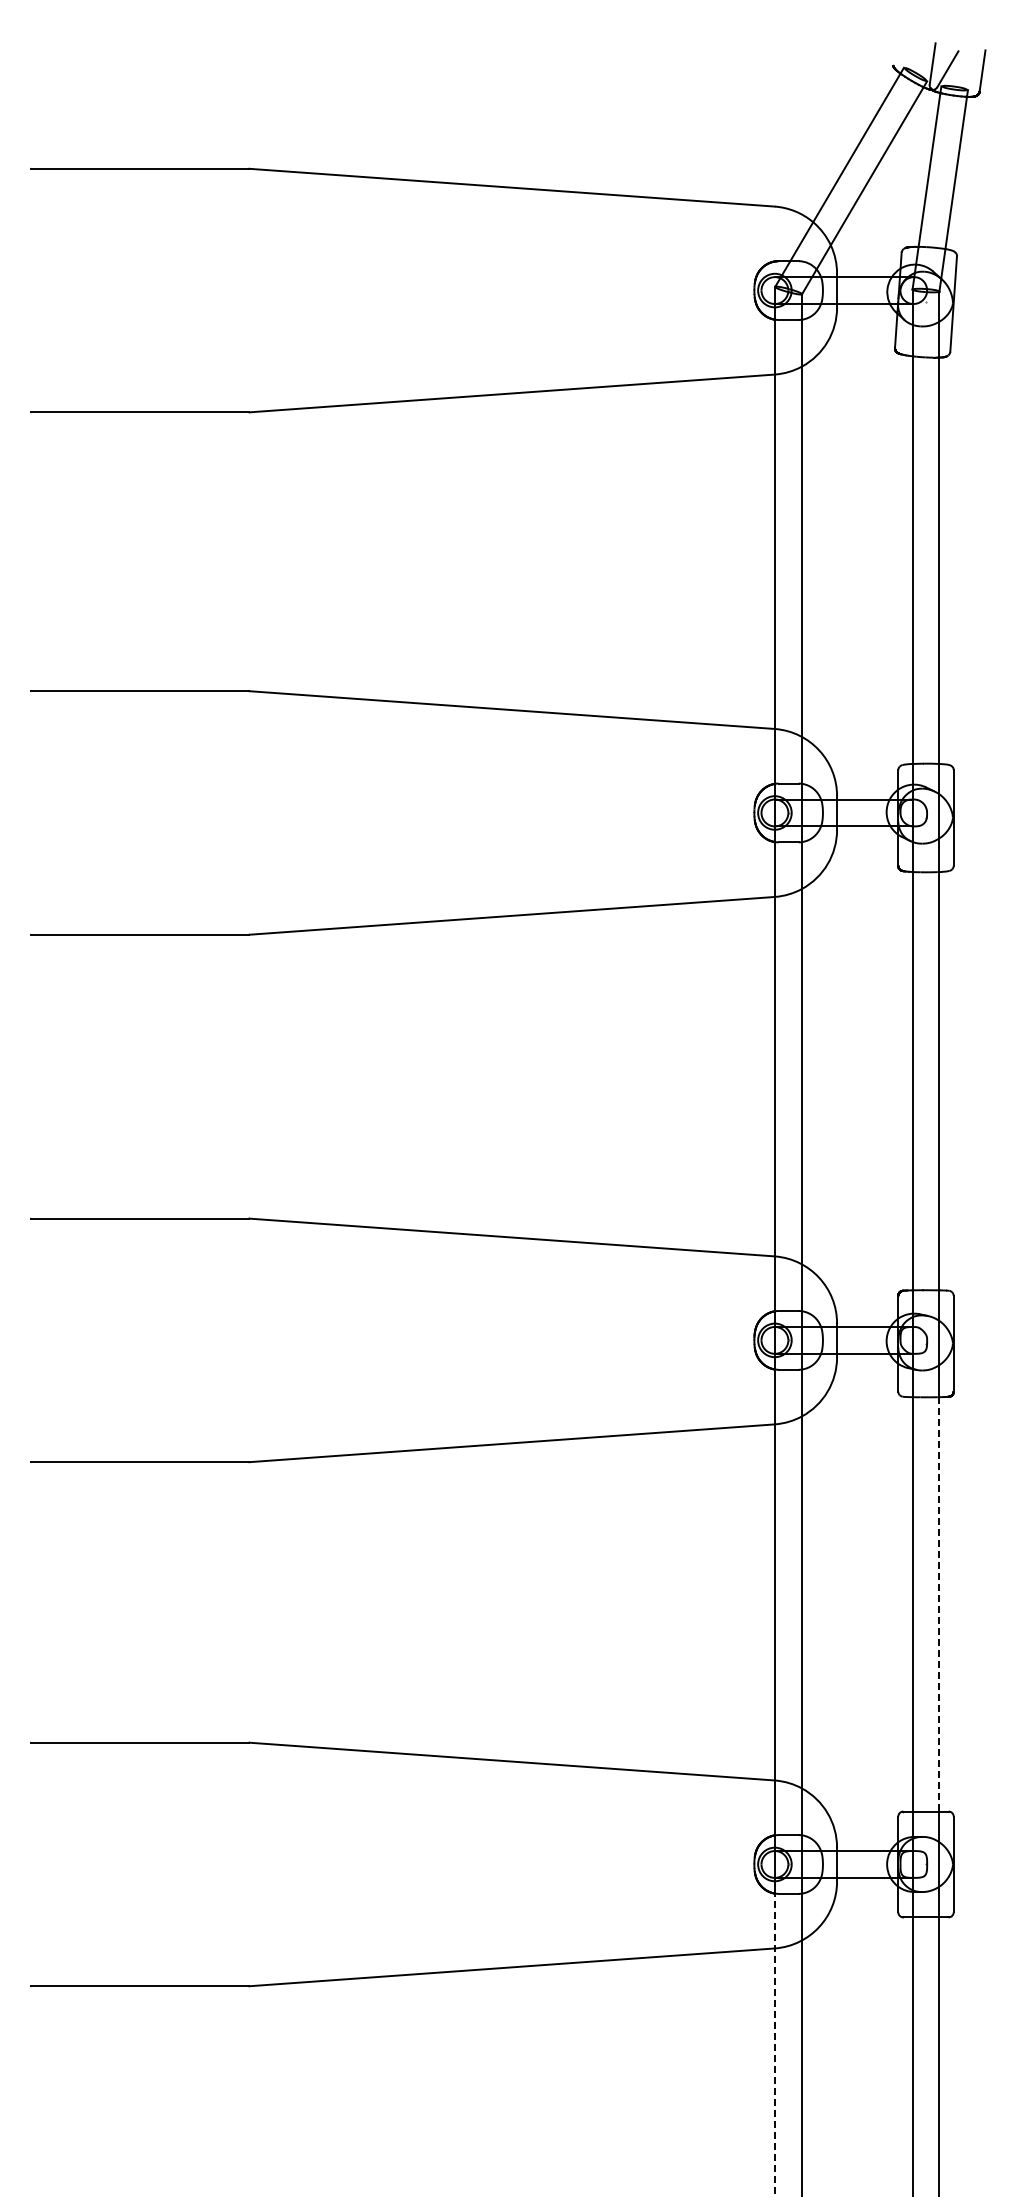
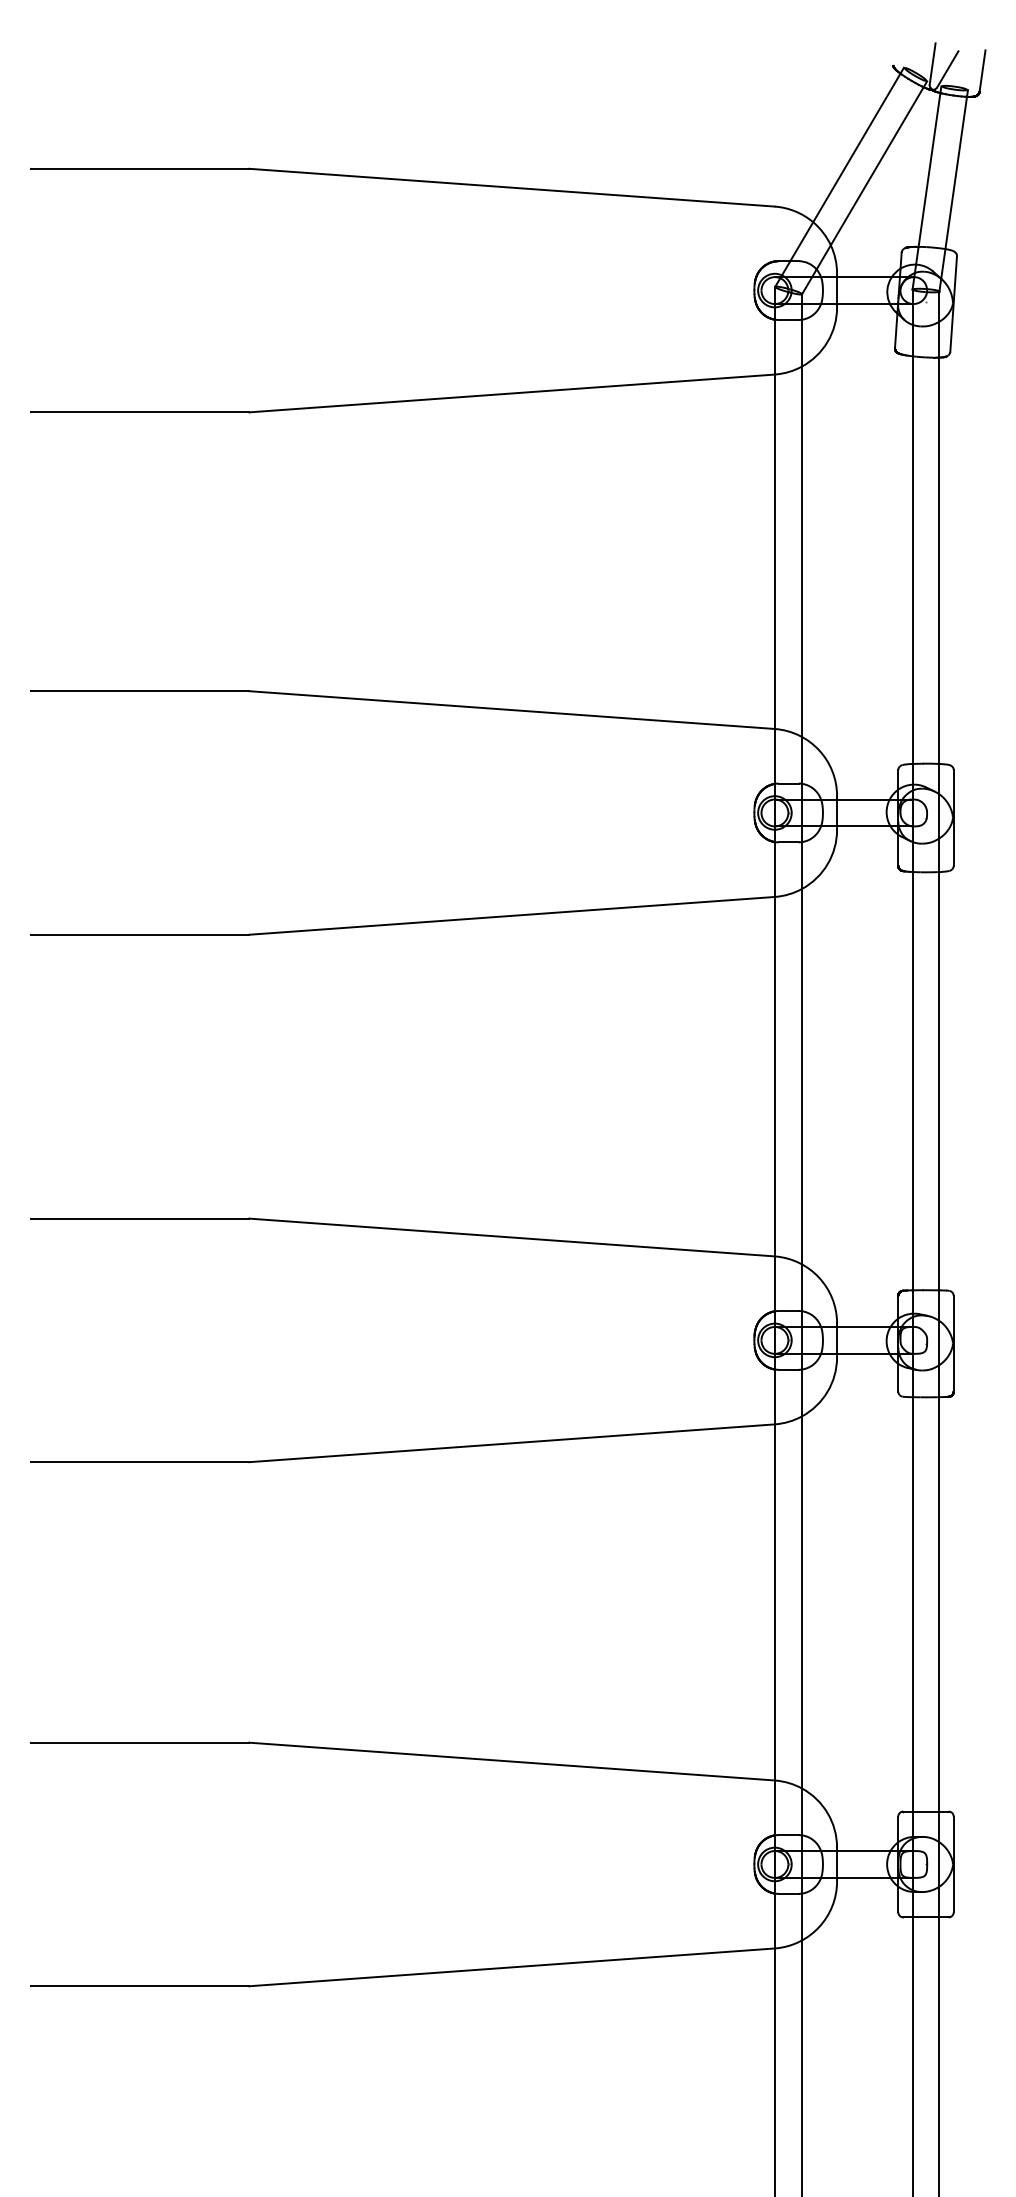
line: dashed -> solid (939, 1604)
line: dashed -> solid (775, 2044)
